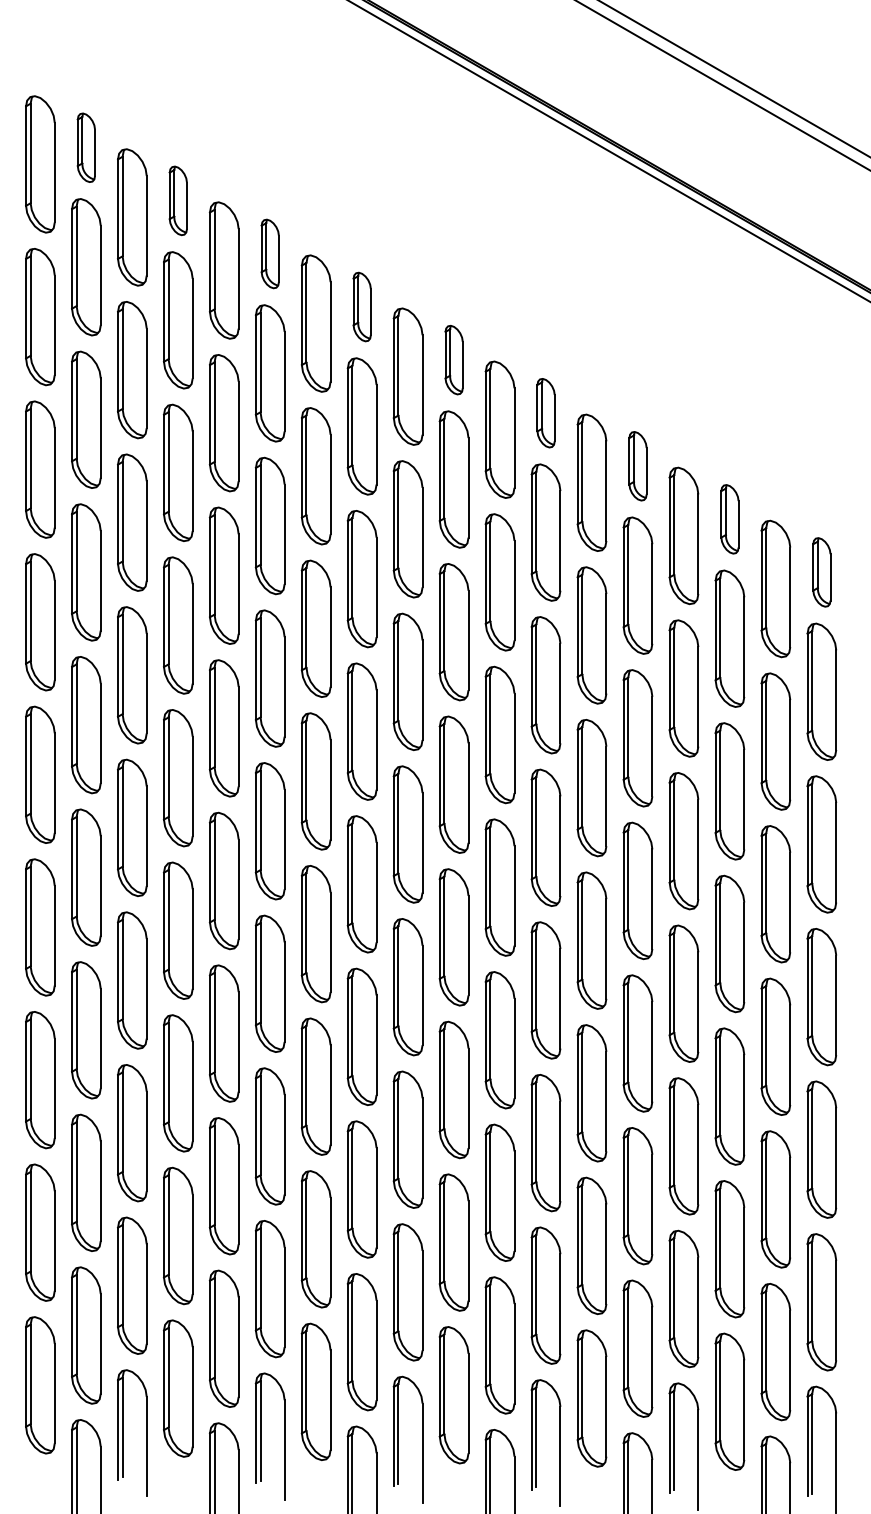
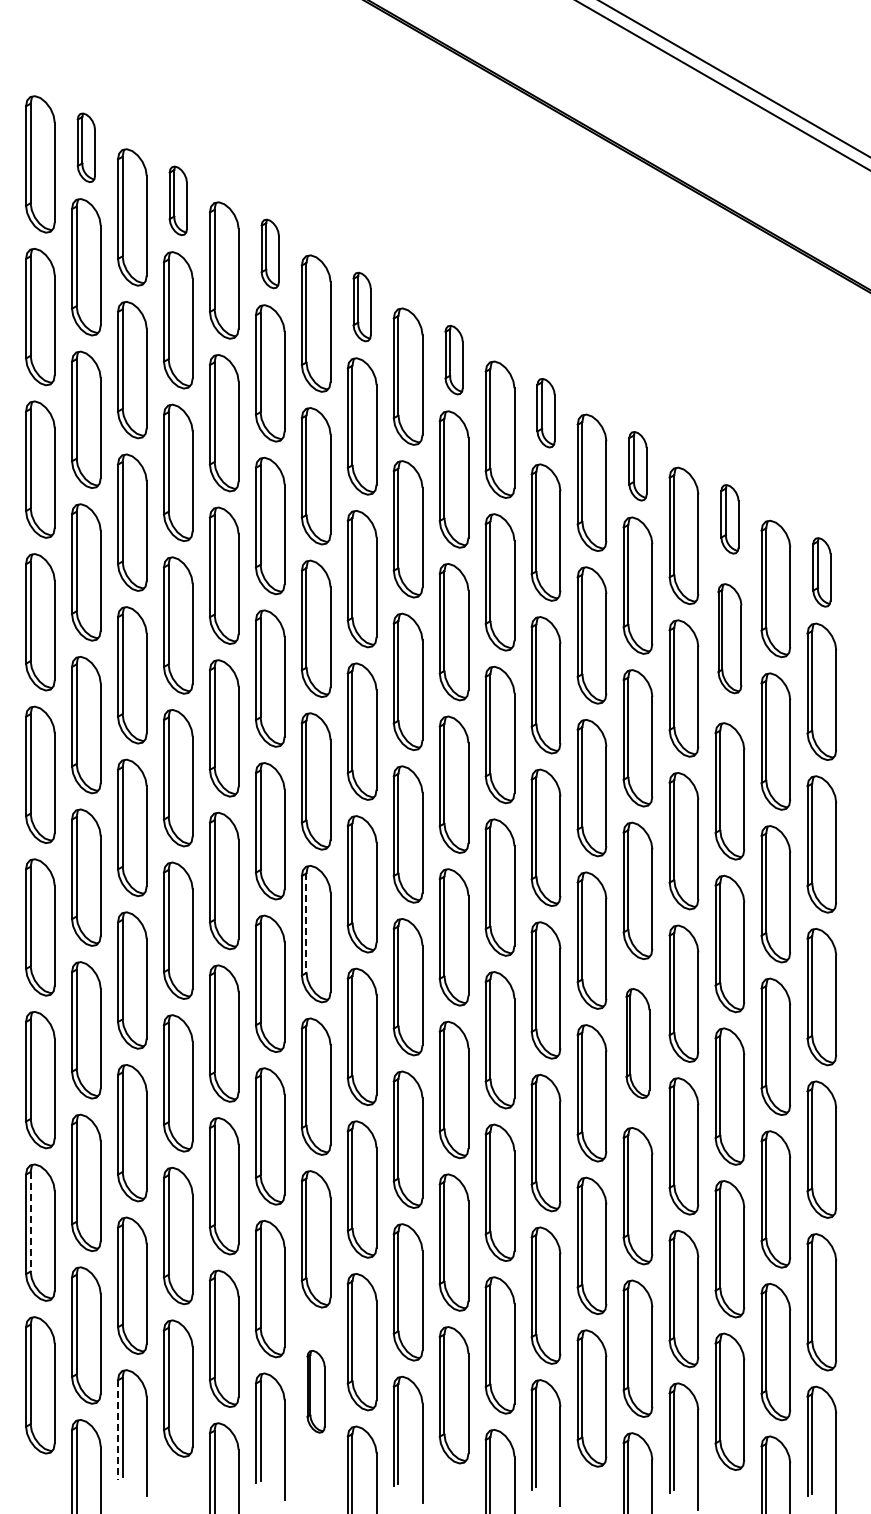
line: present -> none (609, 151)
part size: 32x139 px -> 26x112 px (729, 638)
line: solid -> dashed (306, 923)
part size: 32x139 px -> 26x111 px (637, 1043)
line: solid -> dashed (30, 1221)
part size: 32x139 px -> 20x84 px (315, 1391)
line: solid -> dashed (118, 1430)
